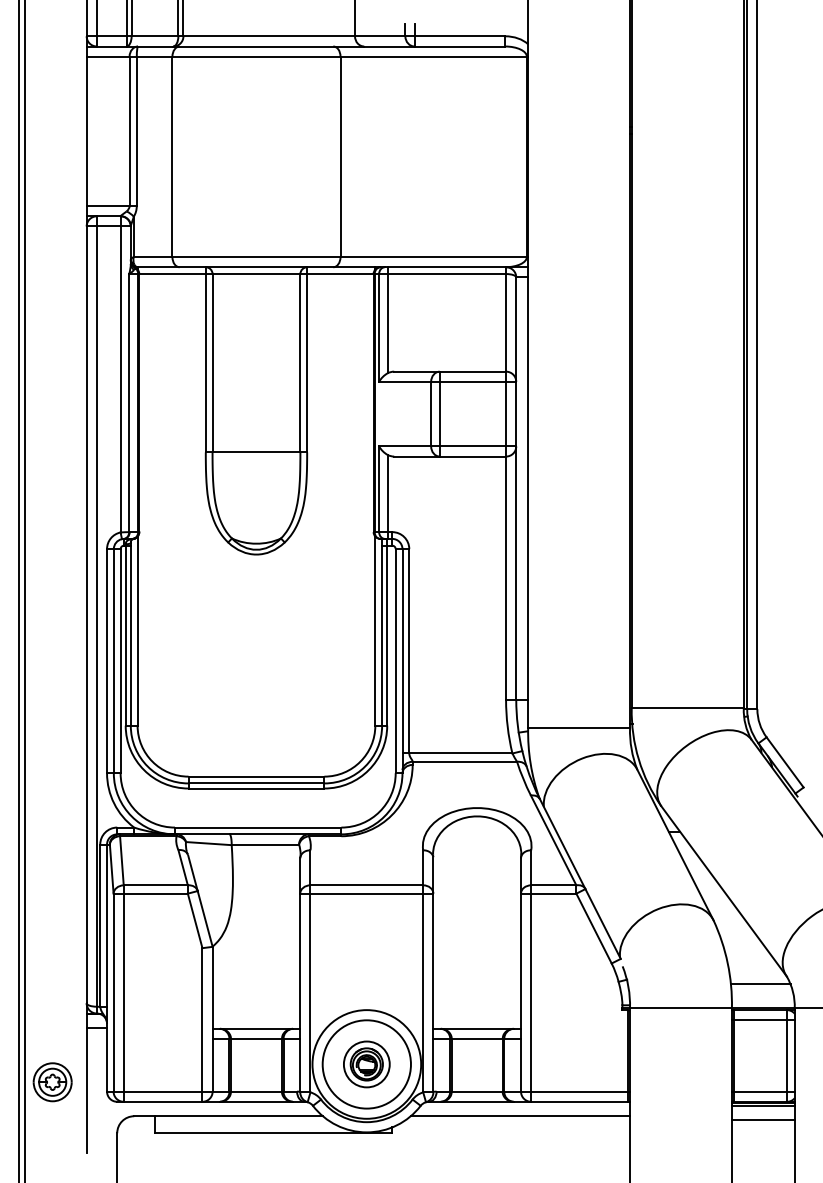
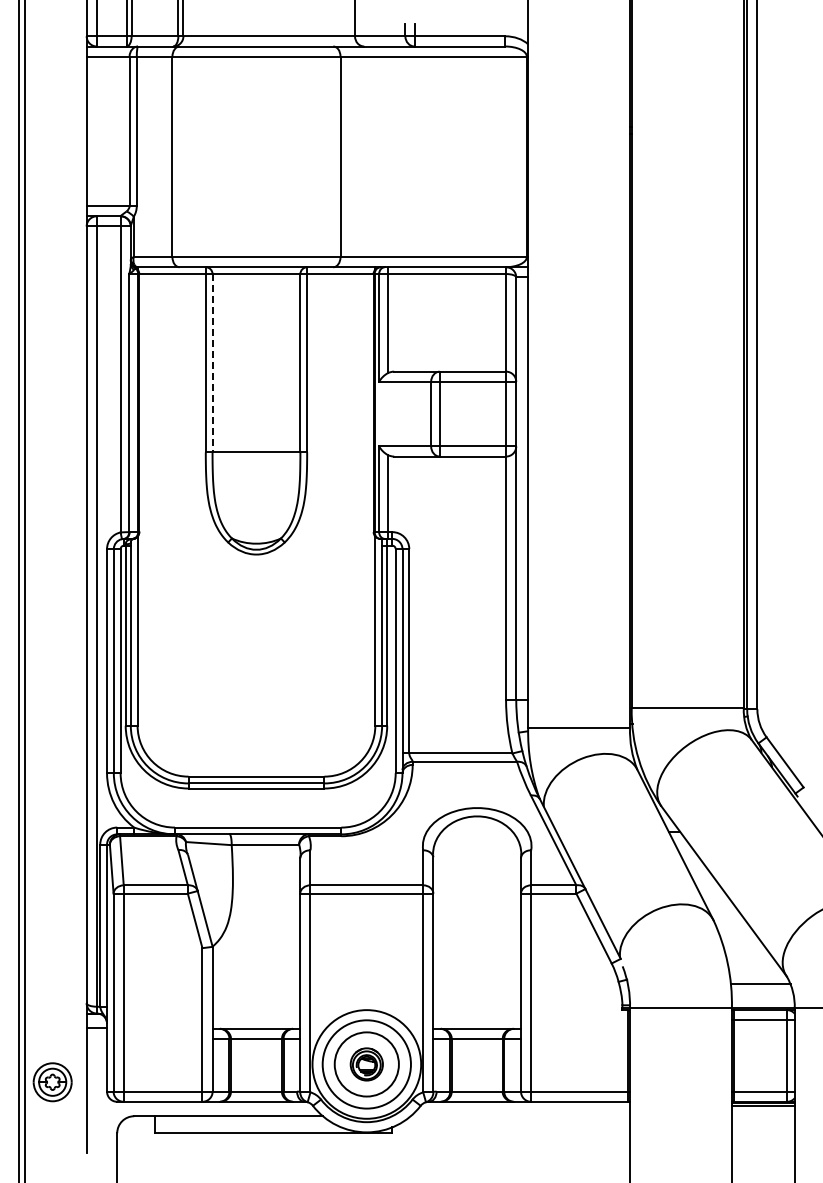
line: solid -> dashed (212, 363)
circle diameter: 46 px -> 64 px (366, 1064)
line: present -> none (520, 1116)
line: present -> none (762, 1119)
